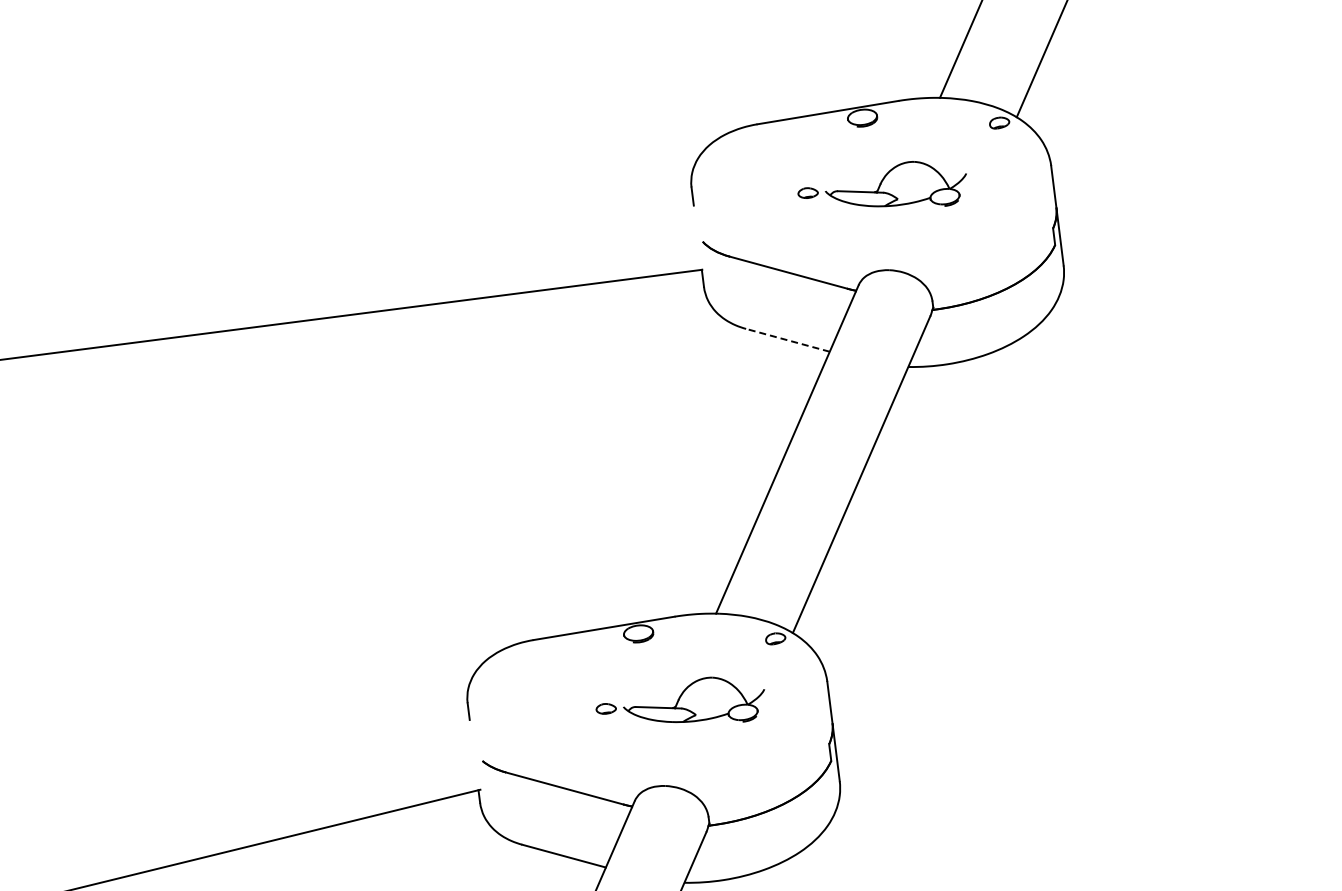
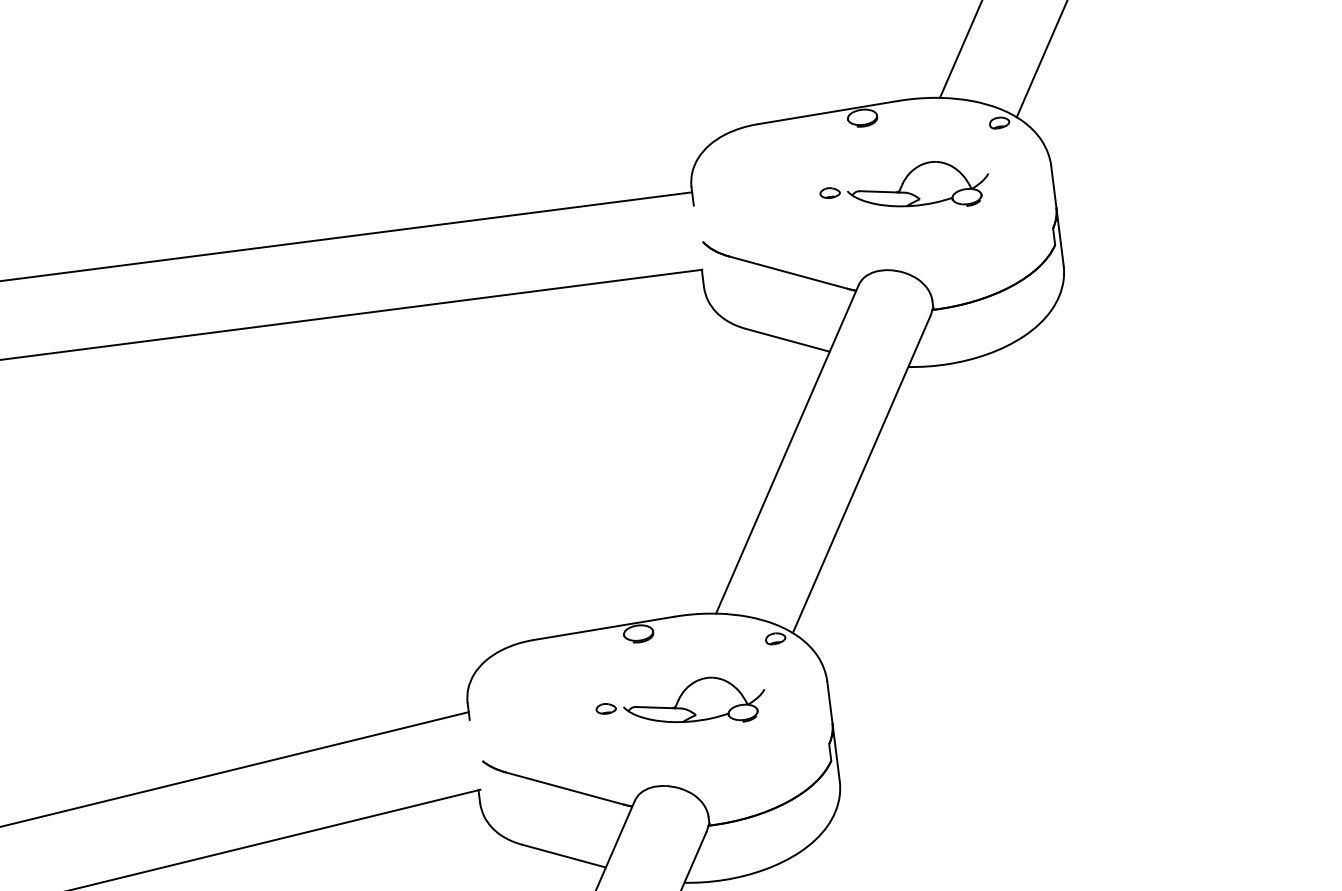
part position: (881, 184) -> (903, 184) (903, 184)
line: none -> present (347, 236)
line: dashed -> solid (787, 340)
line: none -> present (235, 769)
